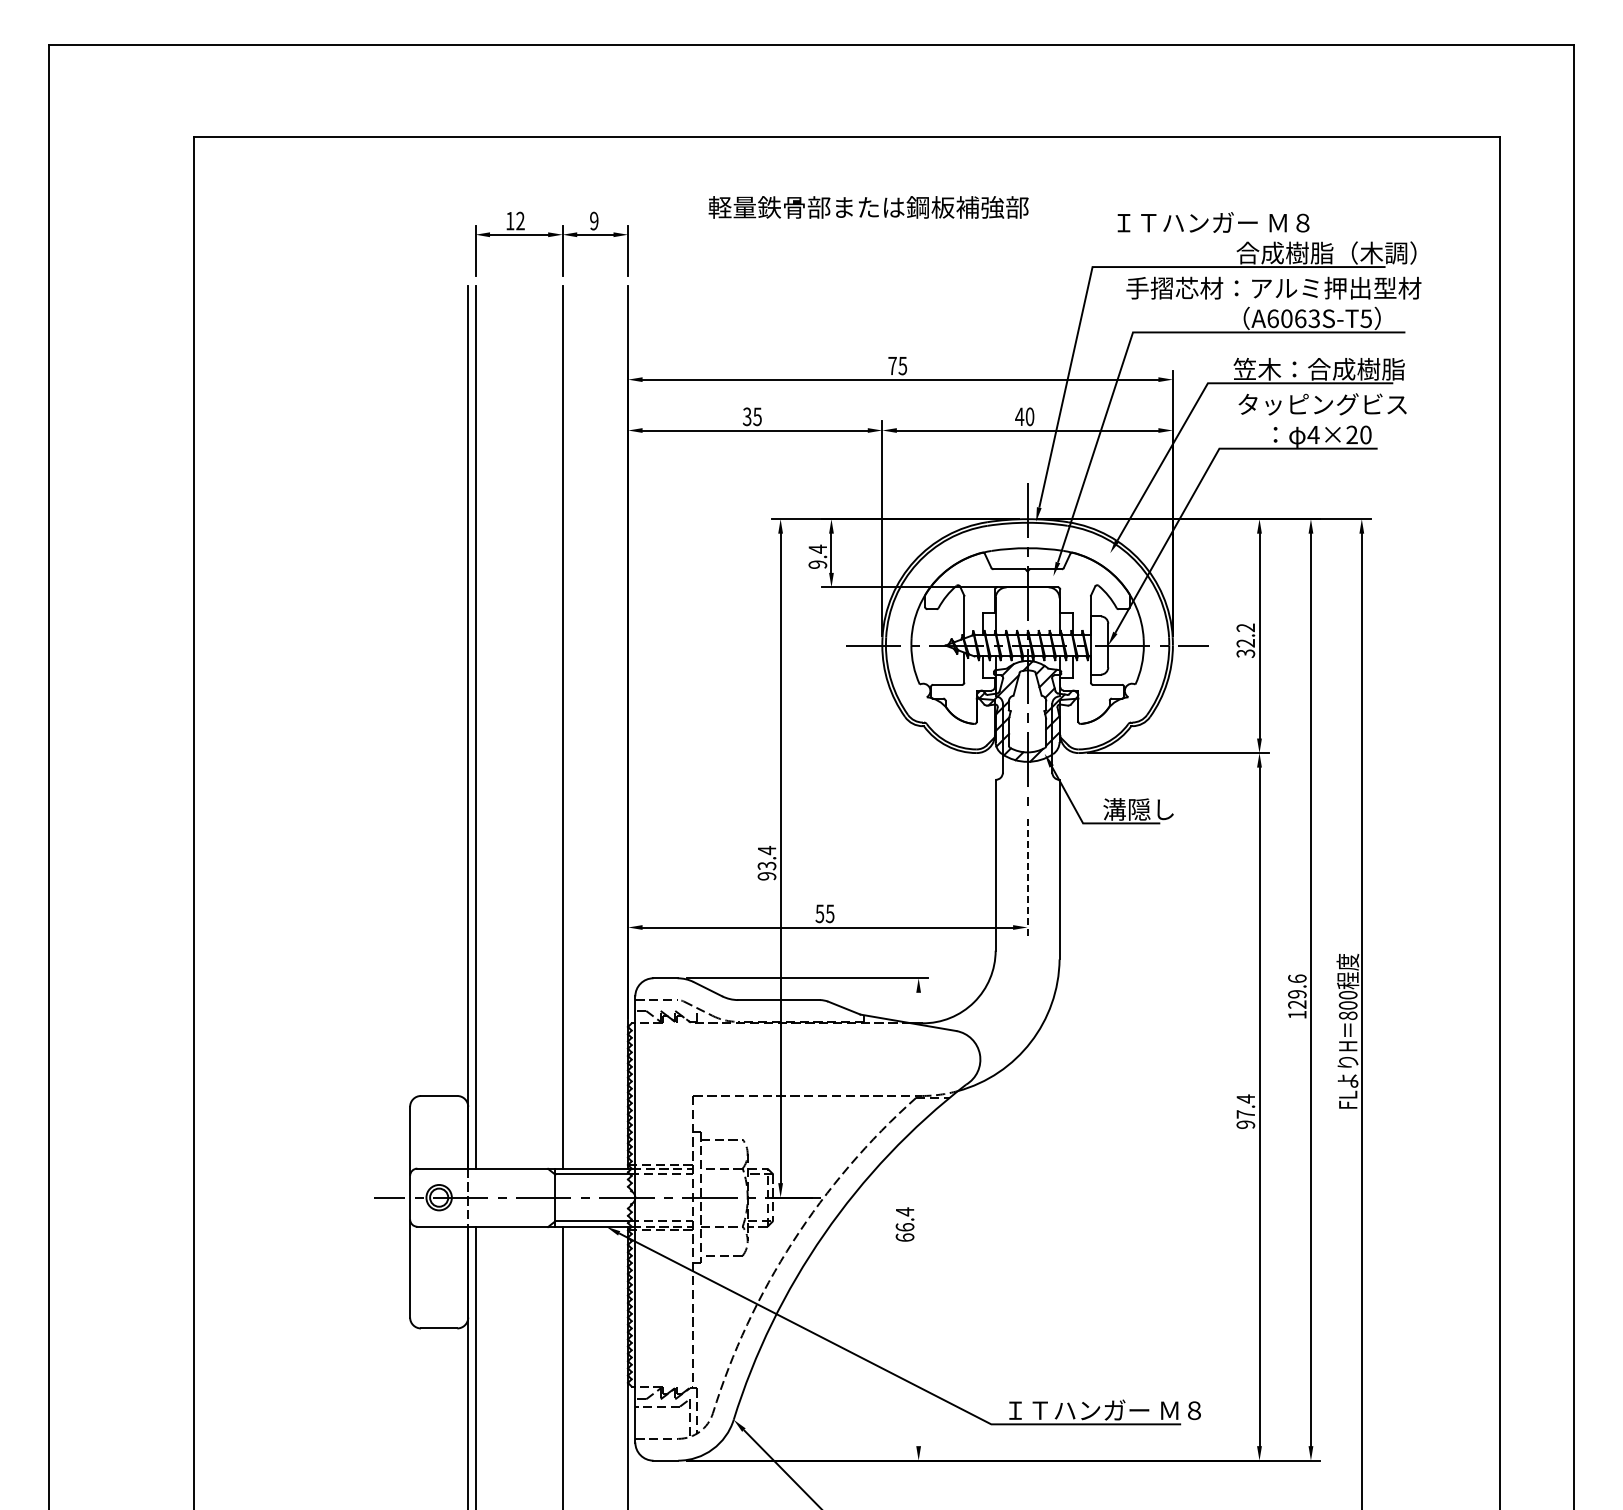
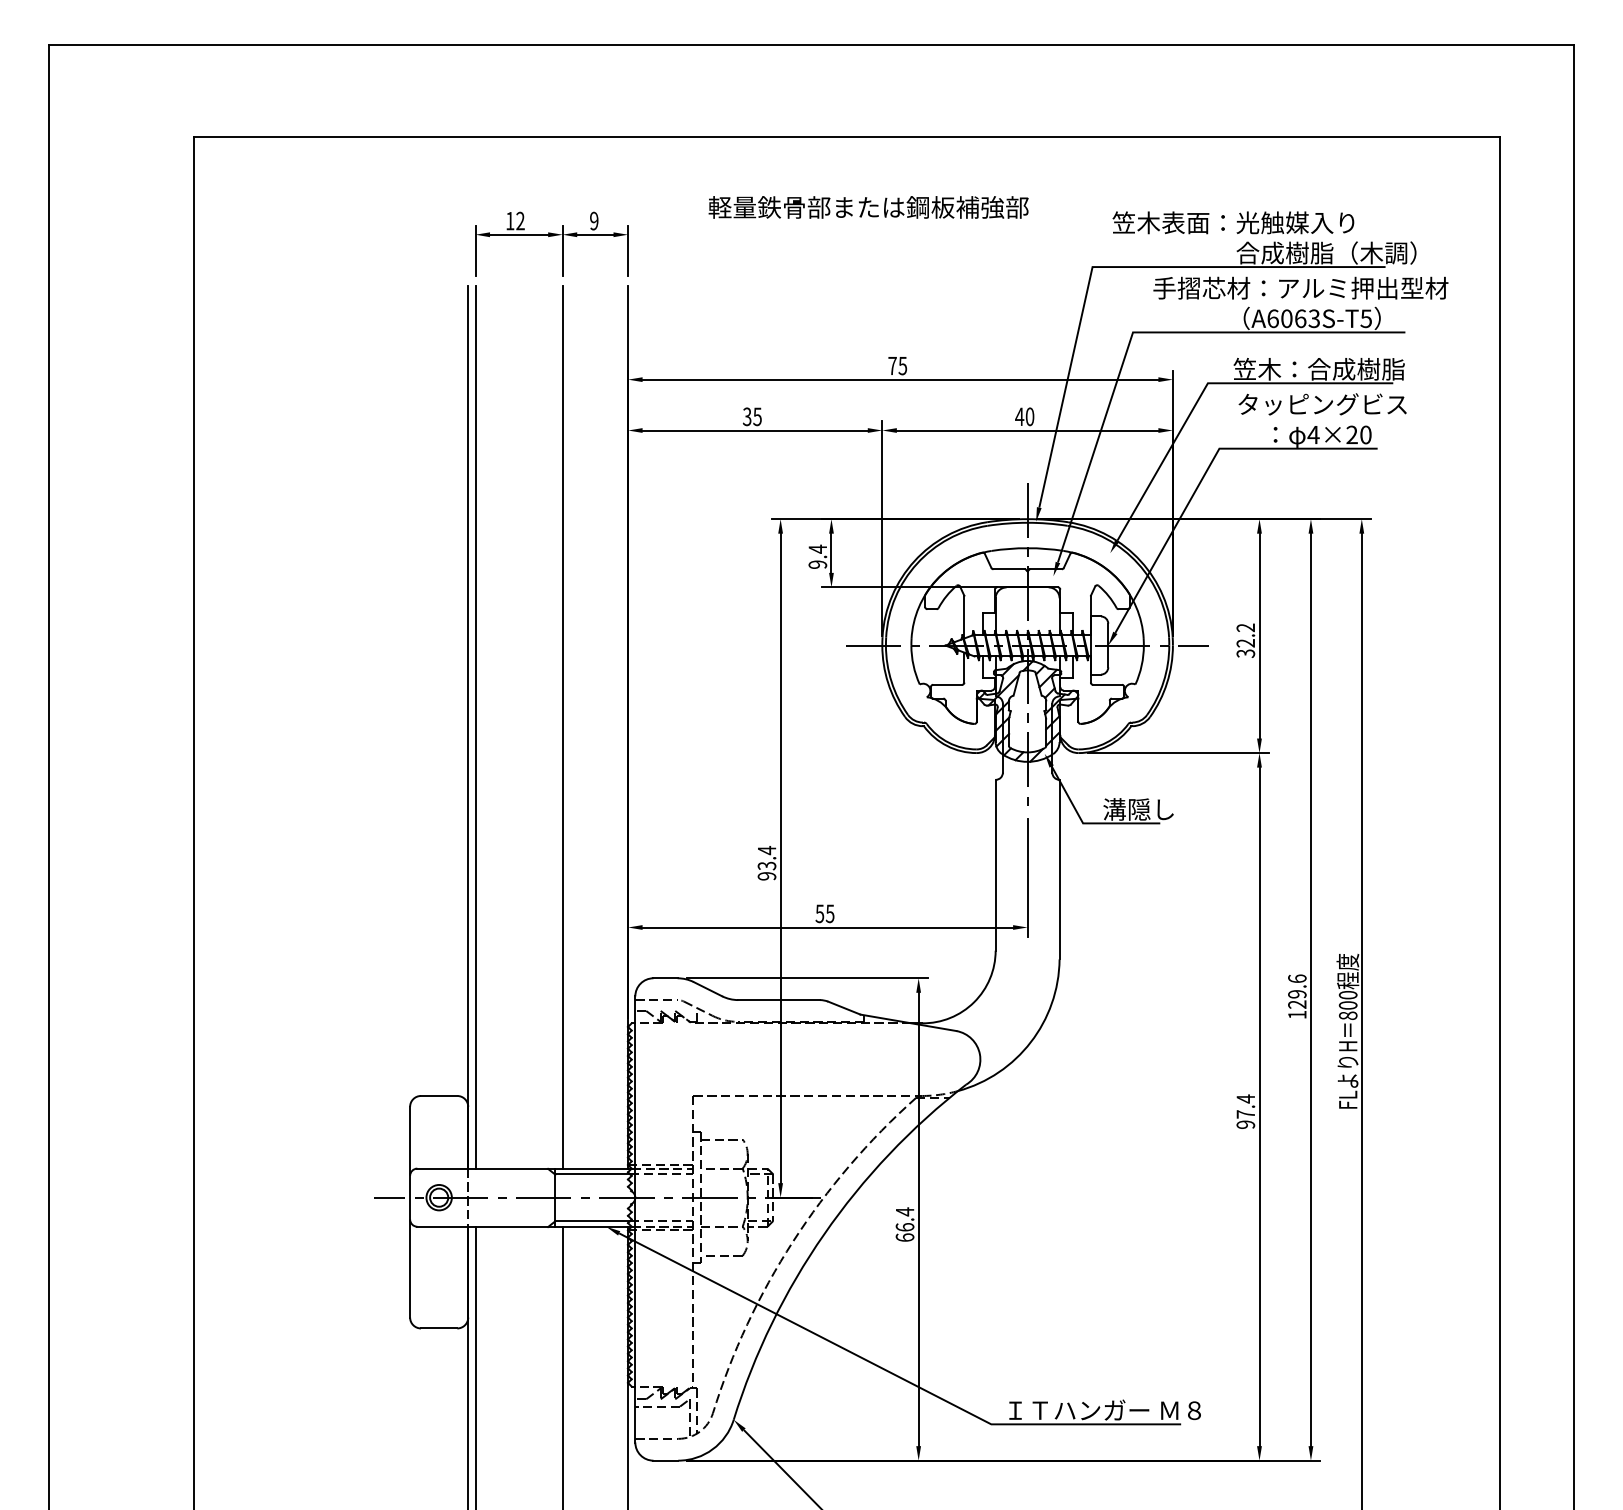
text: ＩＴハンガー Ｍ８ -> 笠木表面：光触媒入り (1233, 222)
text position: (1273, 287) -> (1300, 287) (1300, 287)
line: dashed -> solid (1027, 877)
line: none -> present (918, 1219)
